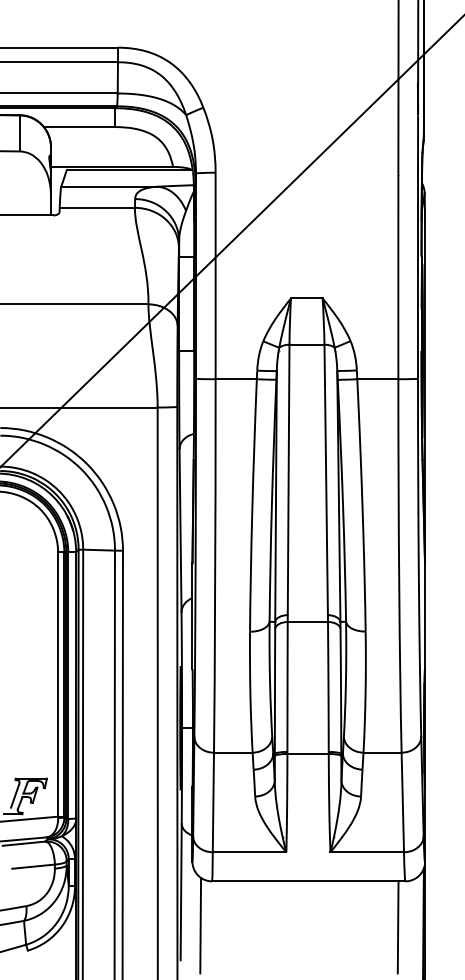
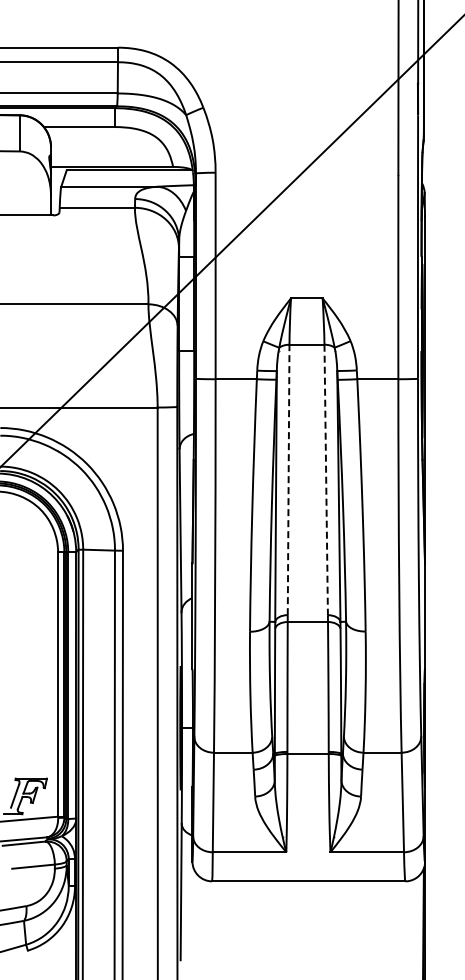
line: solid -> dashed (288, 479)
line: solid -> dashed (326, 480)
line: present -> none (200, 925)
line: present -> none (397, 927)
